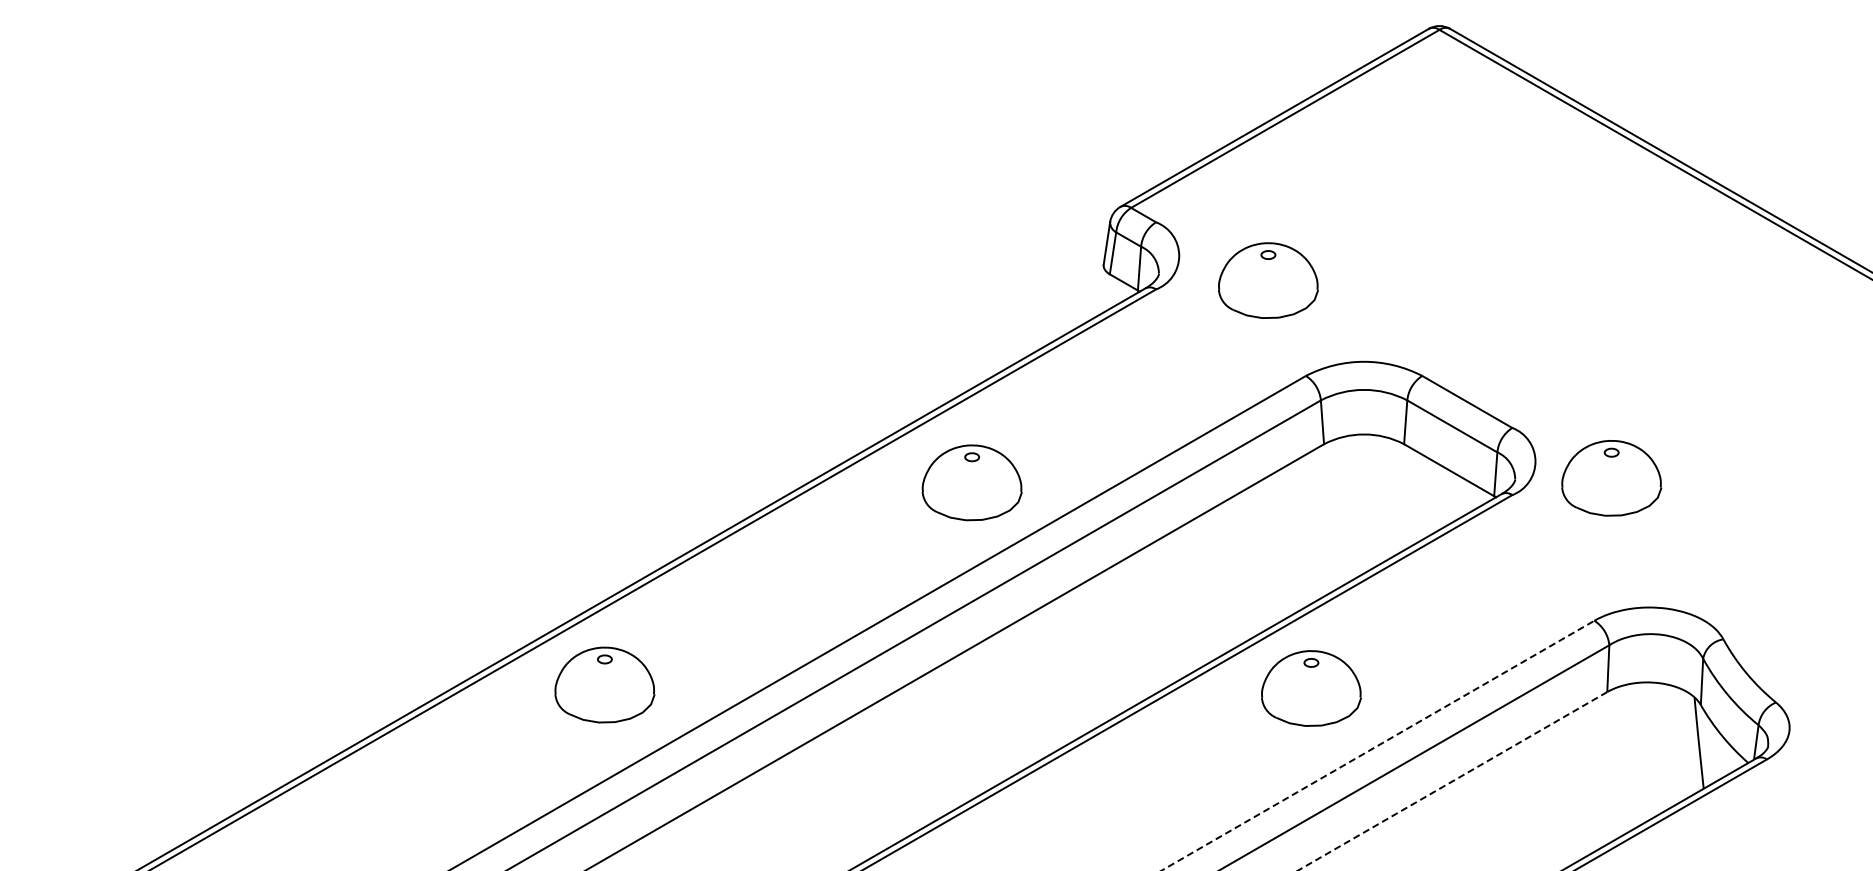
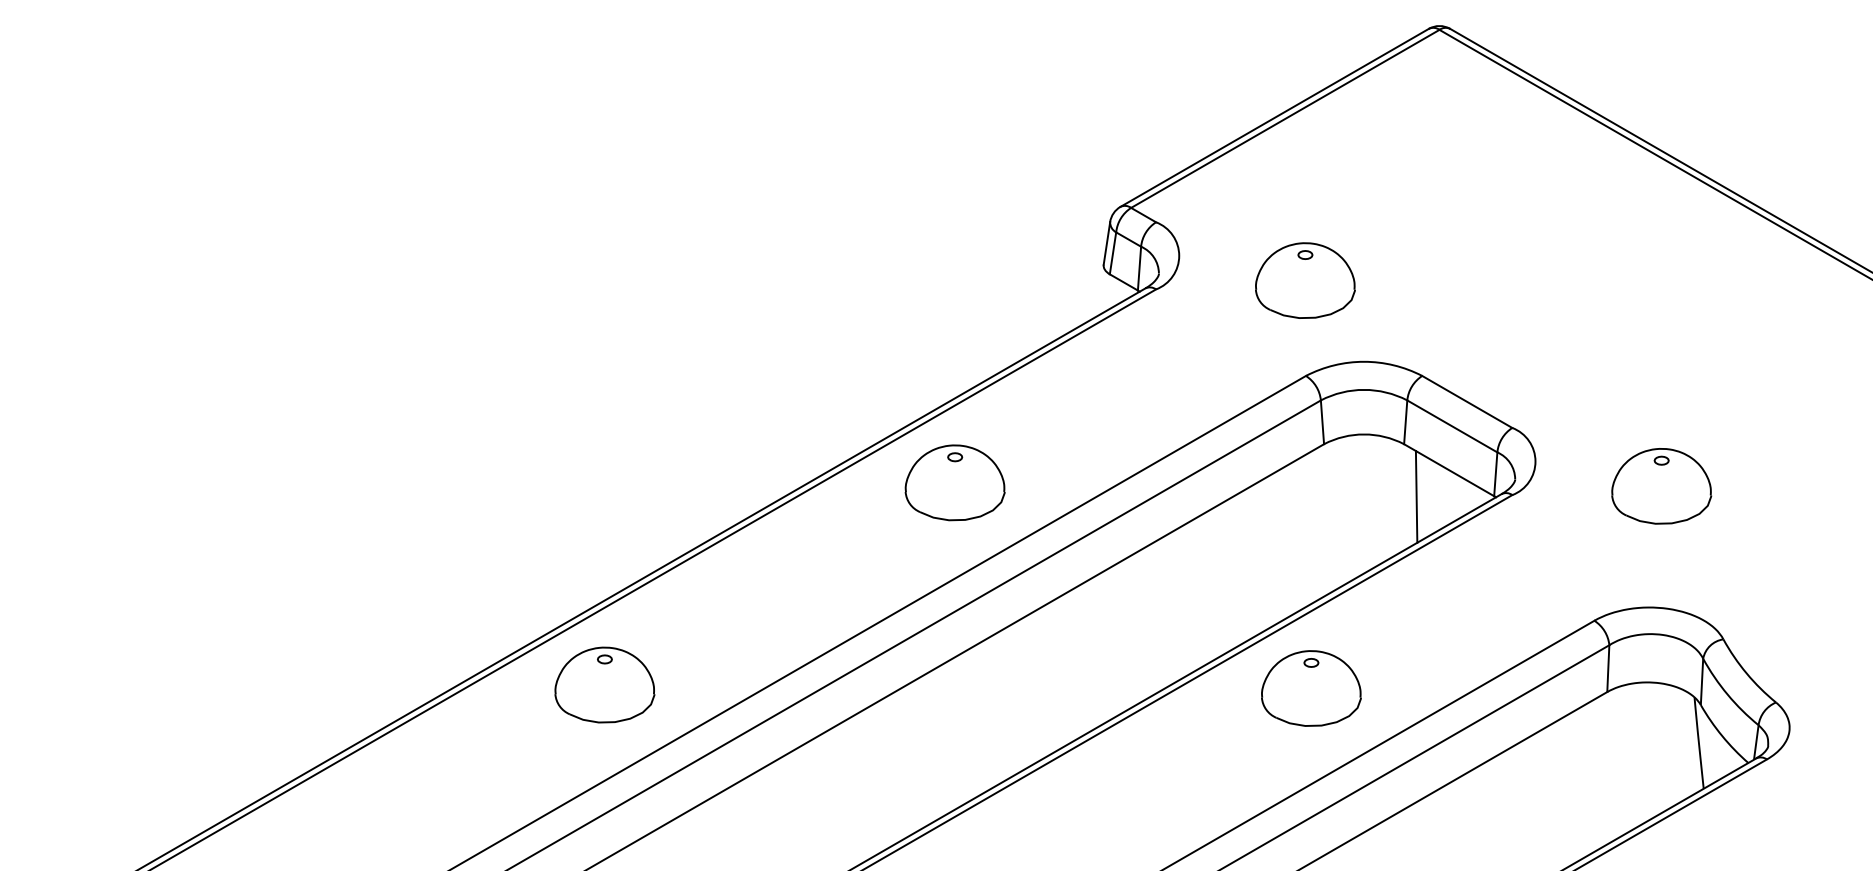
part position: (1268, 280) -> (1305, 280) (1305, 280)
part position: (1611, 478) -> (1661, 486) (1661, 486)
part position: (971, 482) -> (954, 482) (954, 482)
line: none -> present (1416, 496)
line: dashed -> solid (1377, 745)
line: dashed -> solid (1452, 781)
